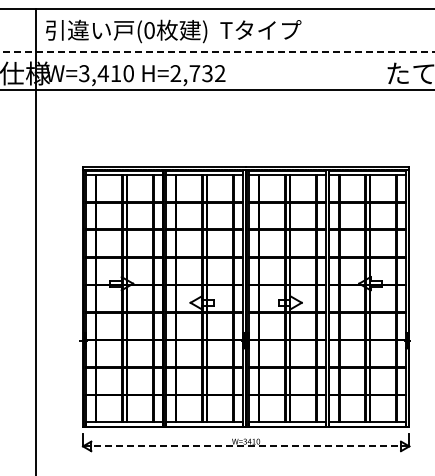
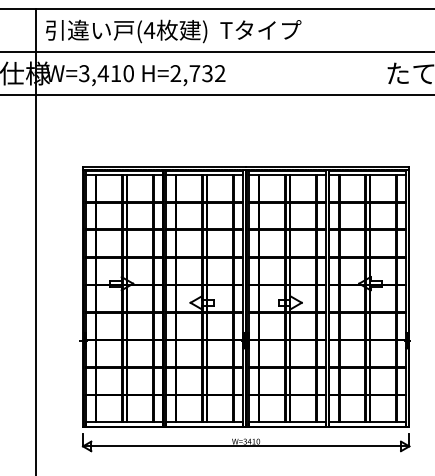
text: (0 -> (4 (149, 30)
line: dashed -> solid (217, 52)
line position: (216, 90) -> (216, 95) (216, 95)
line: dashed -> solid (246, 446)
